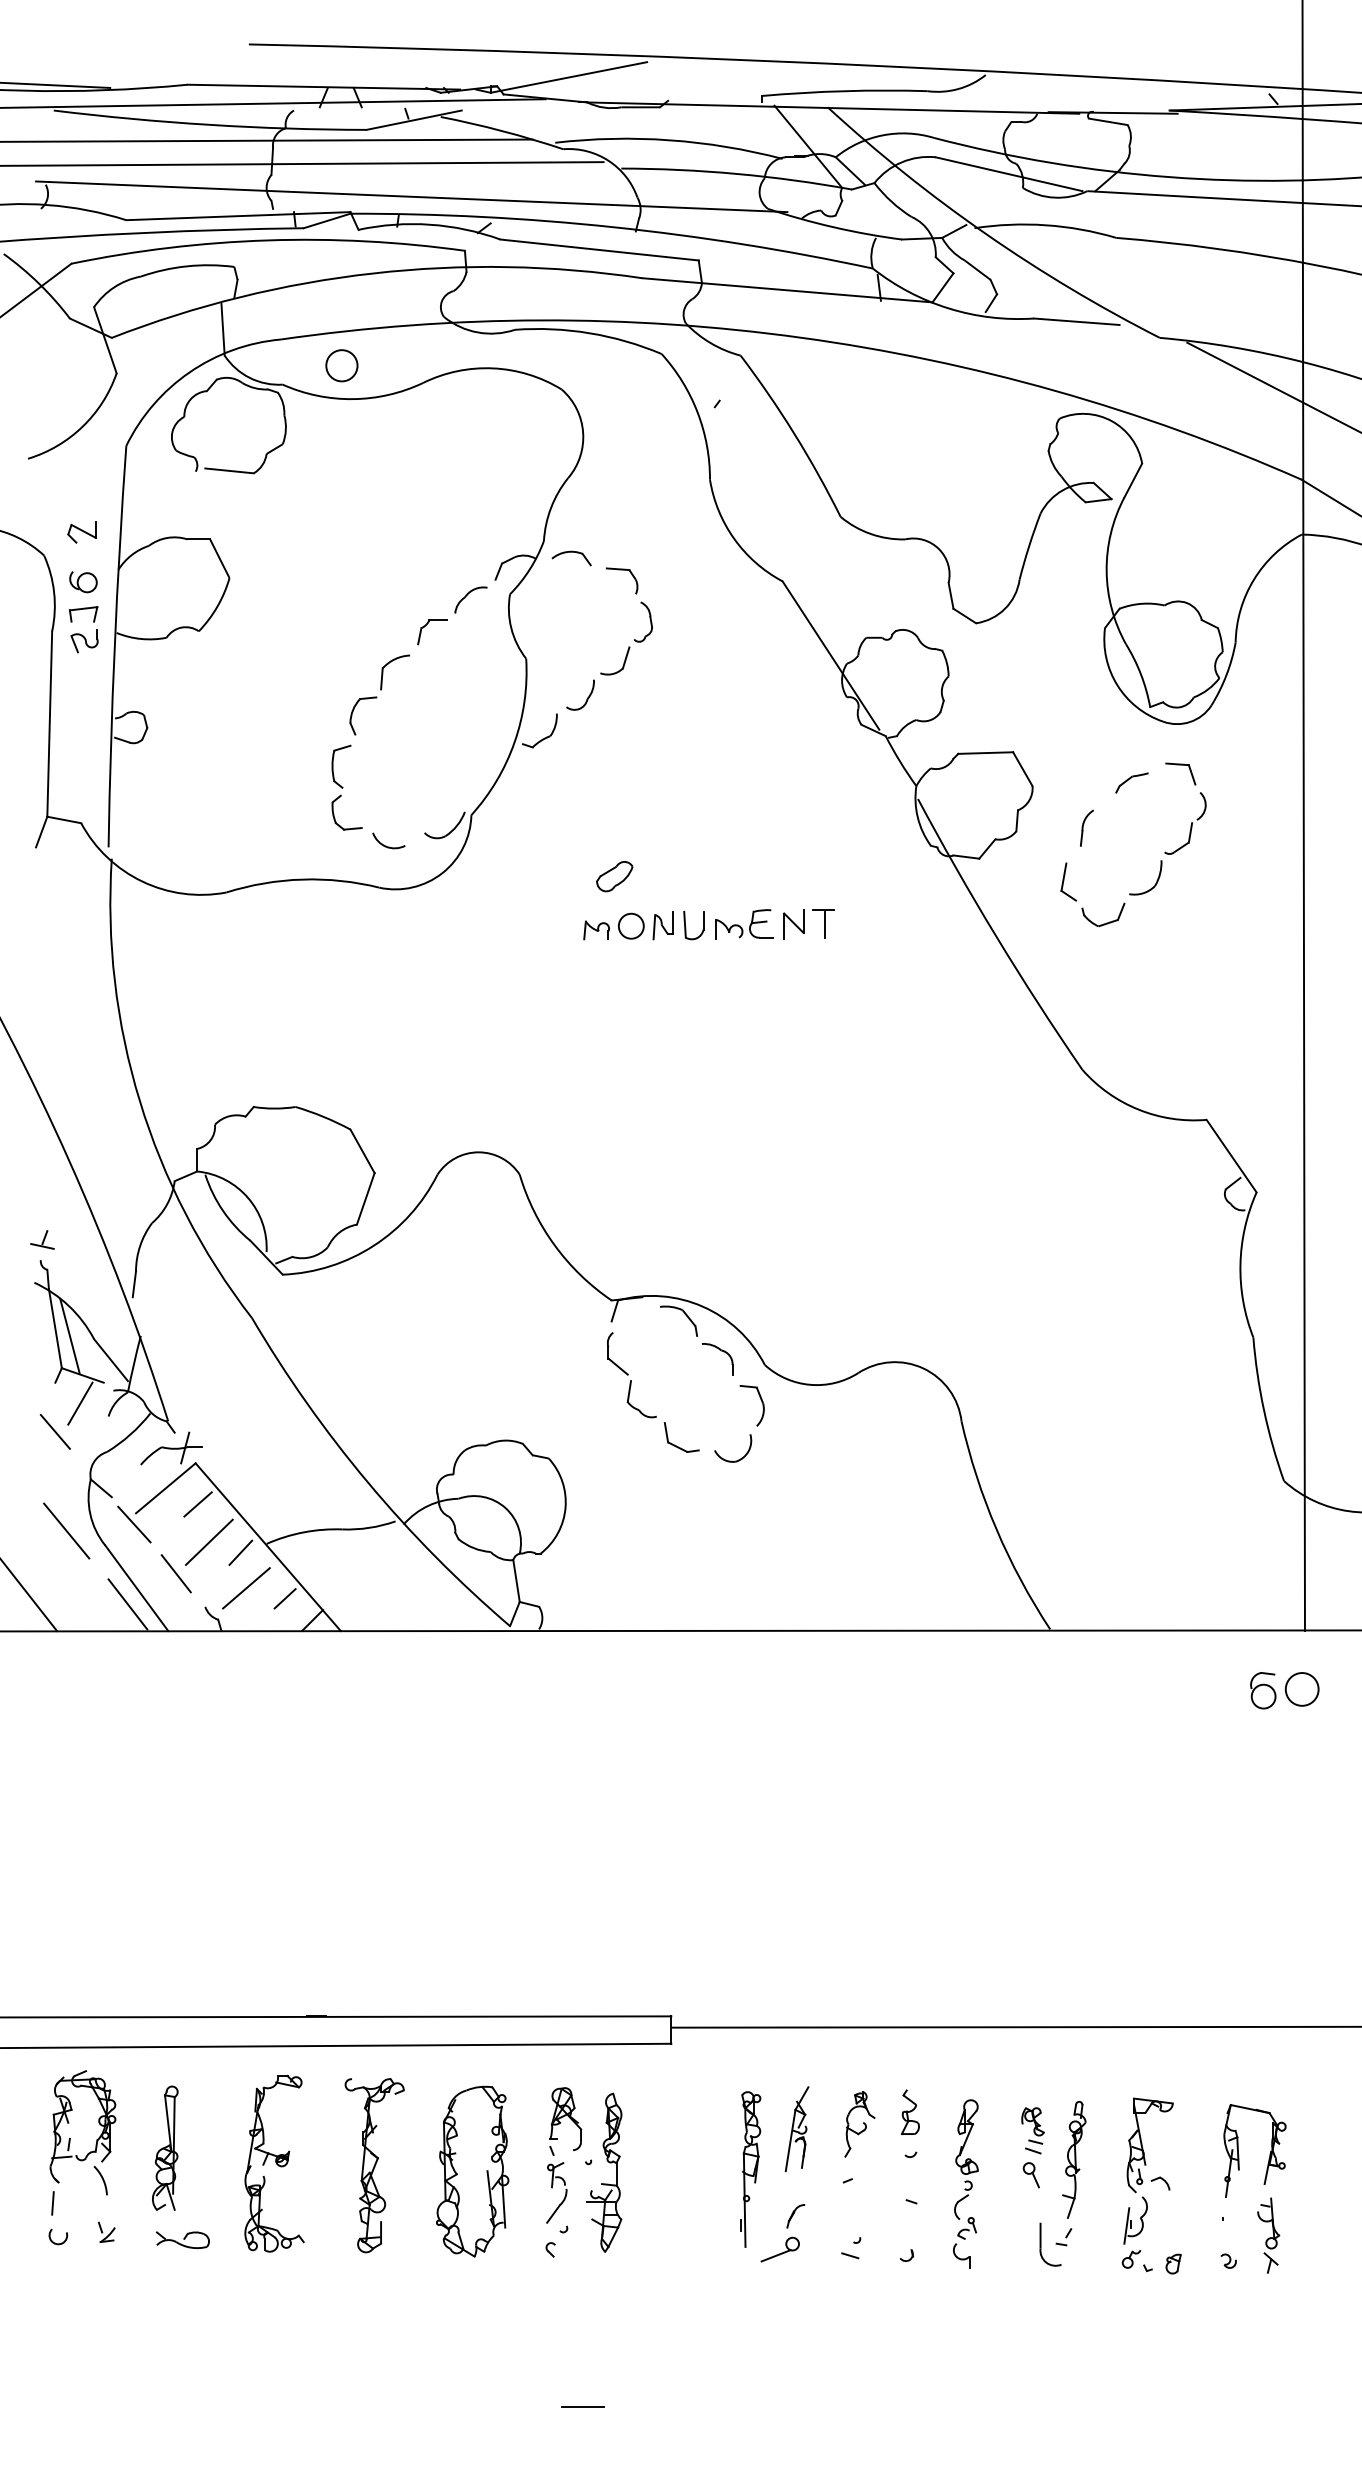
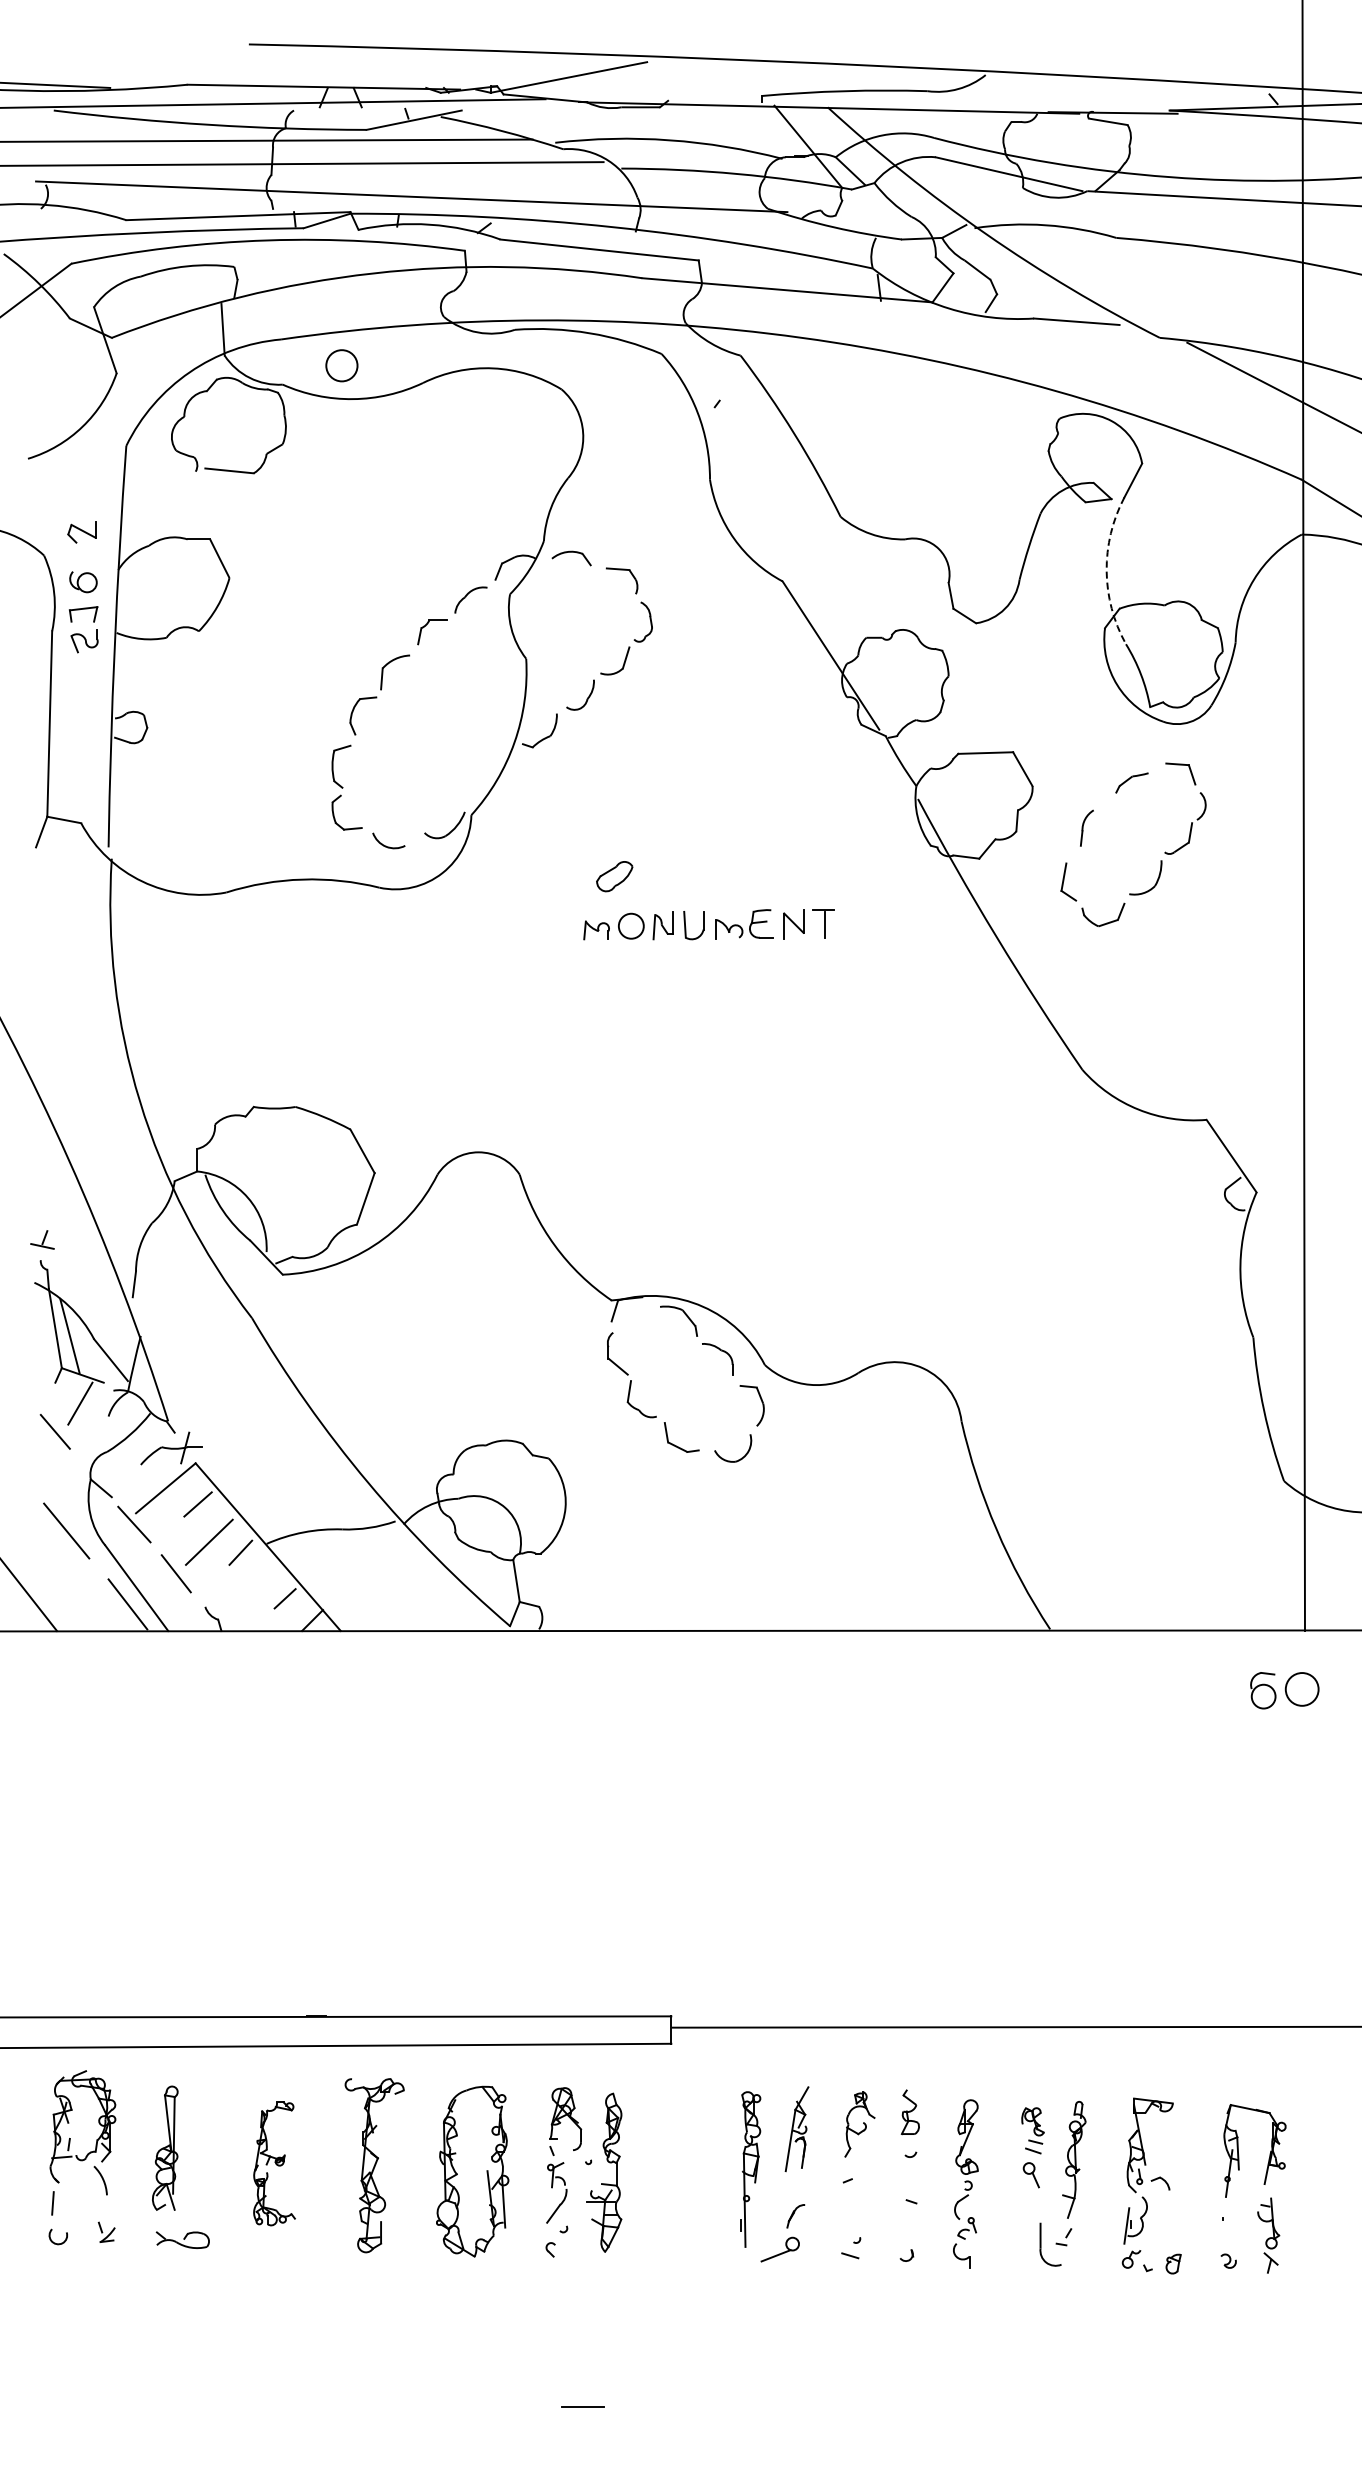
arc: solid -> dashed (1106, 571)
line: present -> none (246, 1588)
part size: 61x178 px -> 43x126 px (274, 2163)
